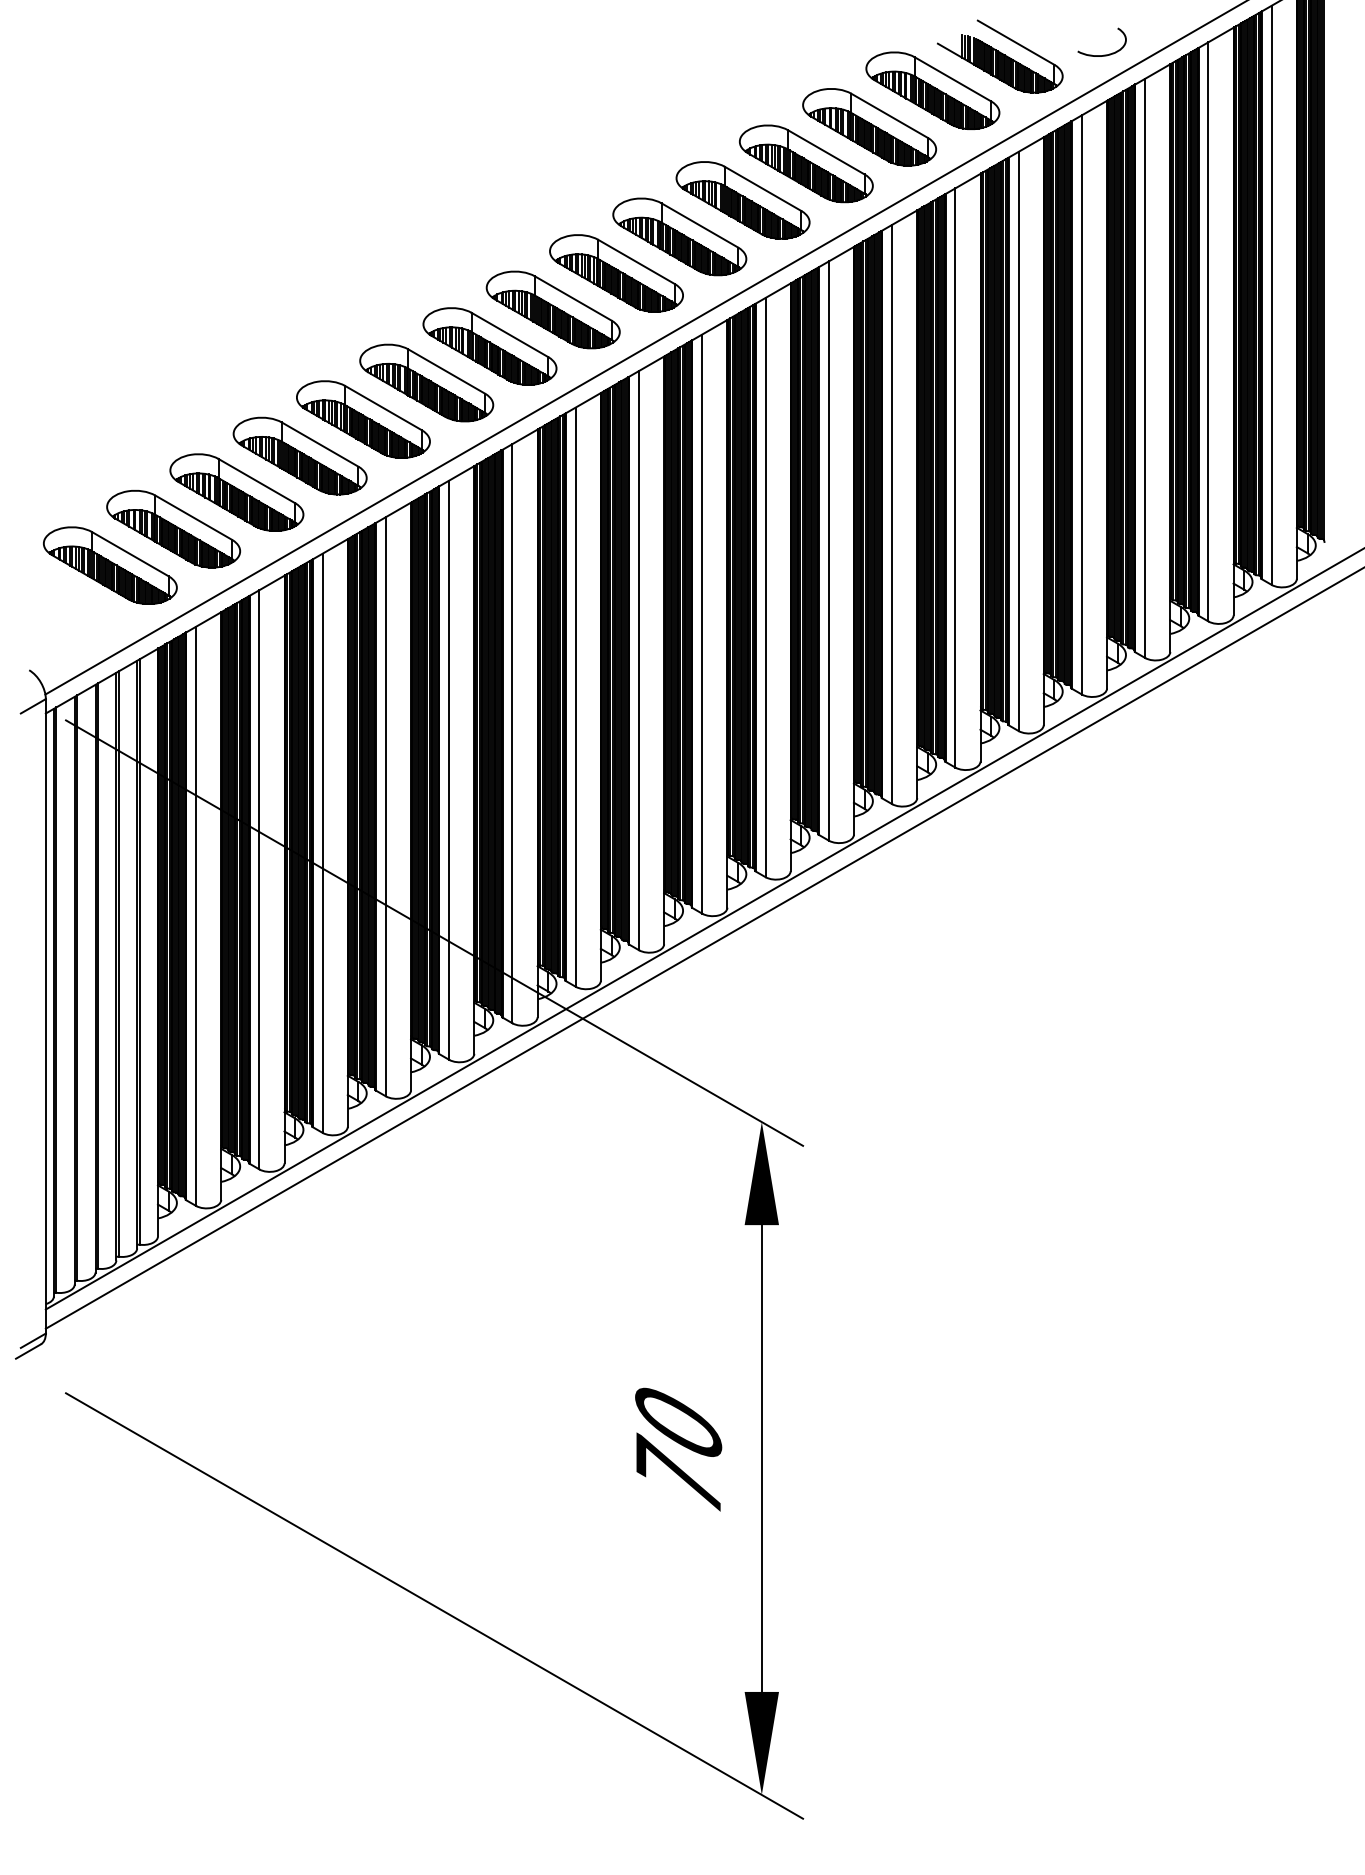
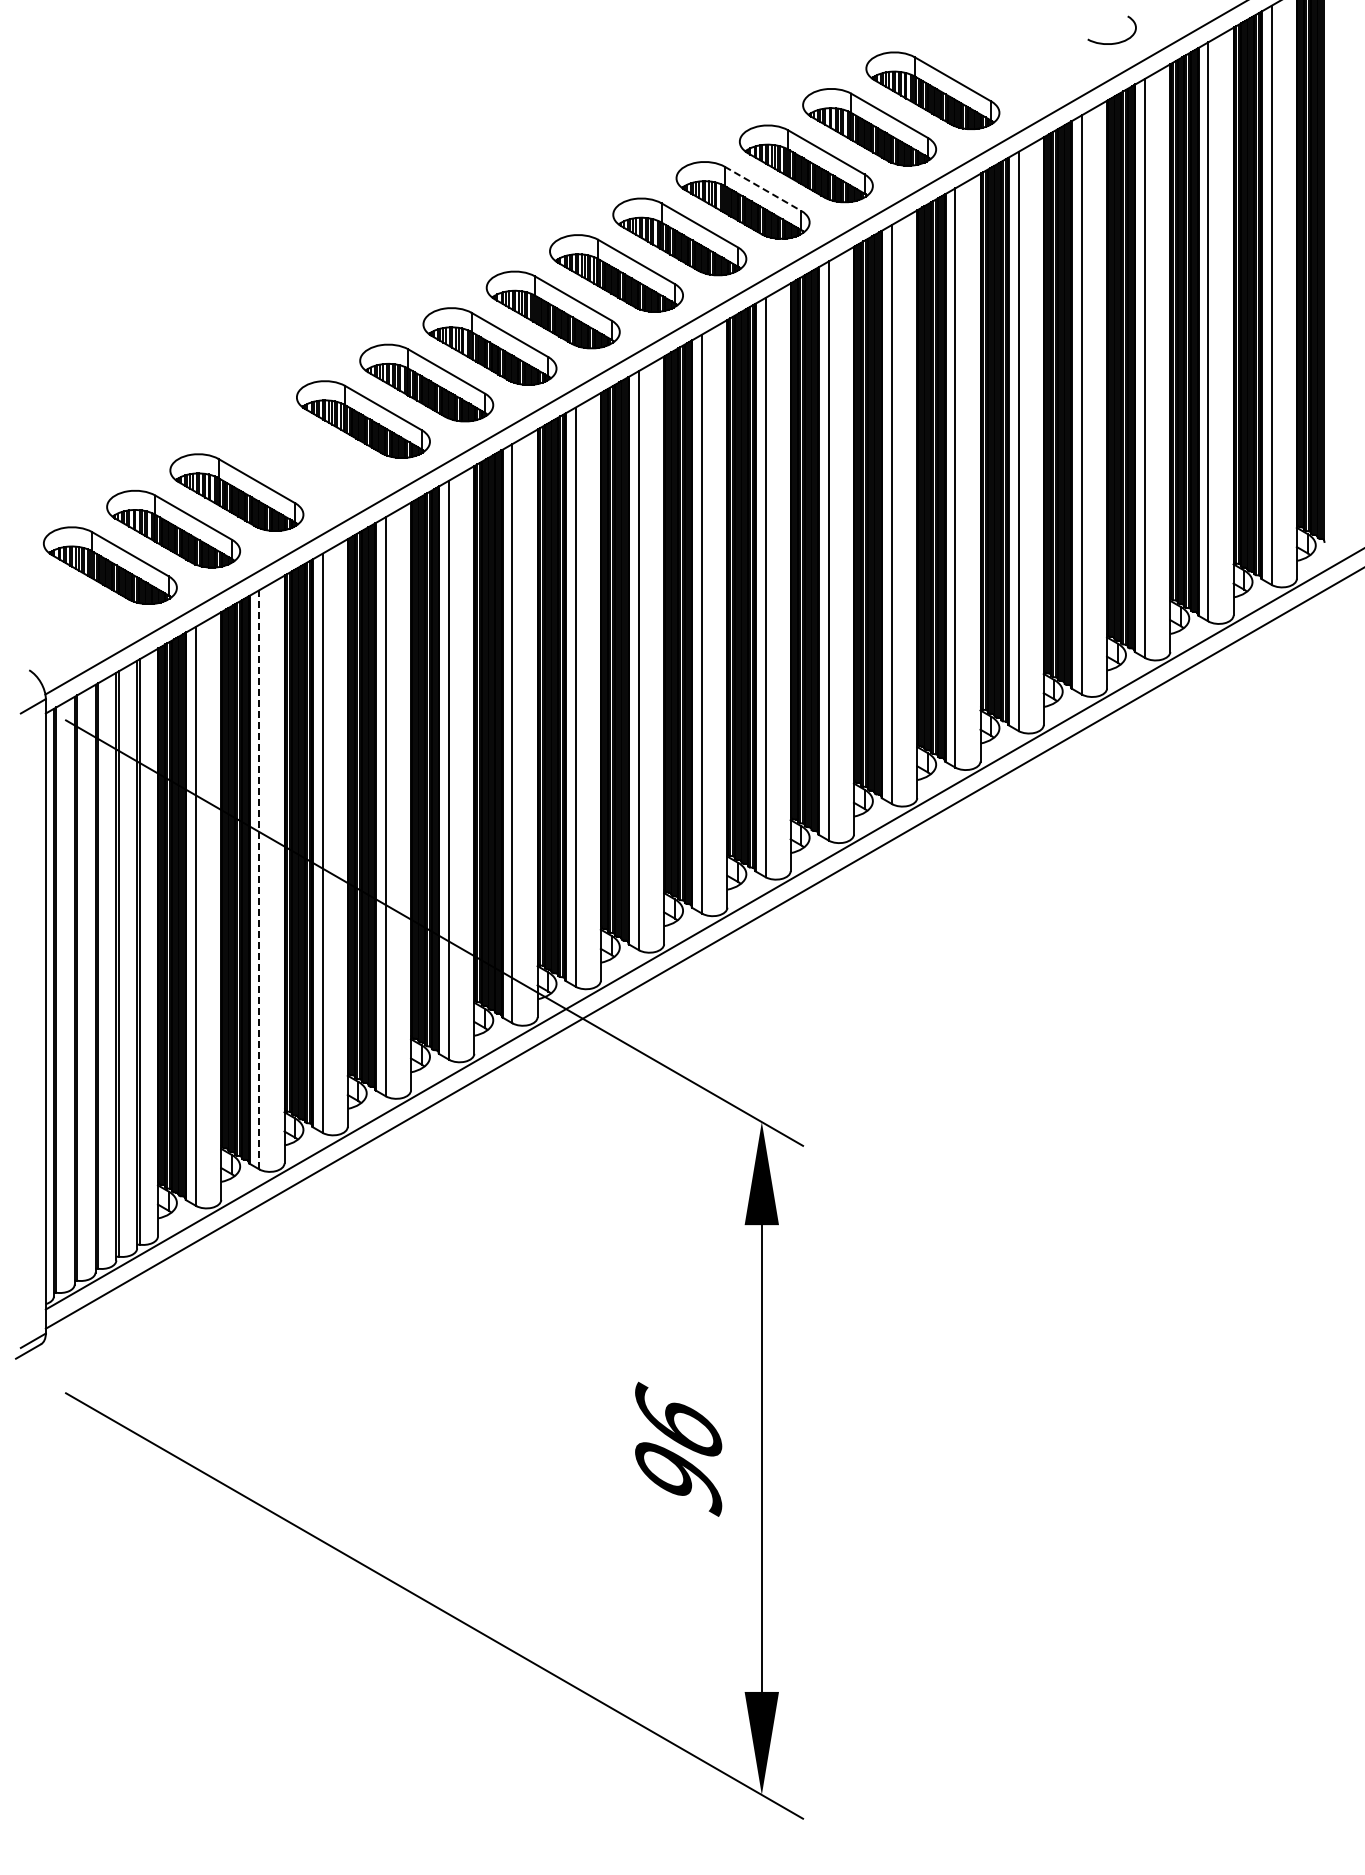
curve position: (1103, 54) -> (1113, 42) (1113, 42)
part: present -> none (1000, 56)
line: solid -> dashed (763, 189)
part: present -> none (299, 455)
line: solid -> dashed (259, 879)
text: 70 -> 96 (678, 1448)
